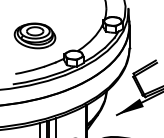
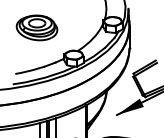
part position: (34, 35) -> (36, 27) (36, 27)
